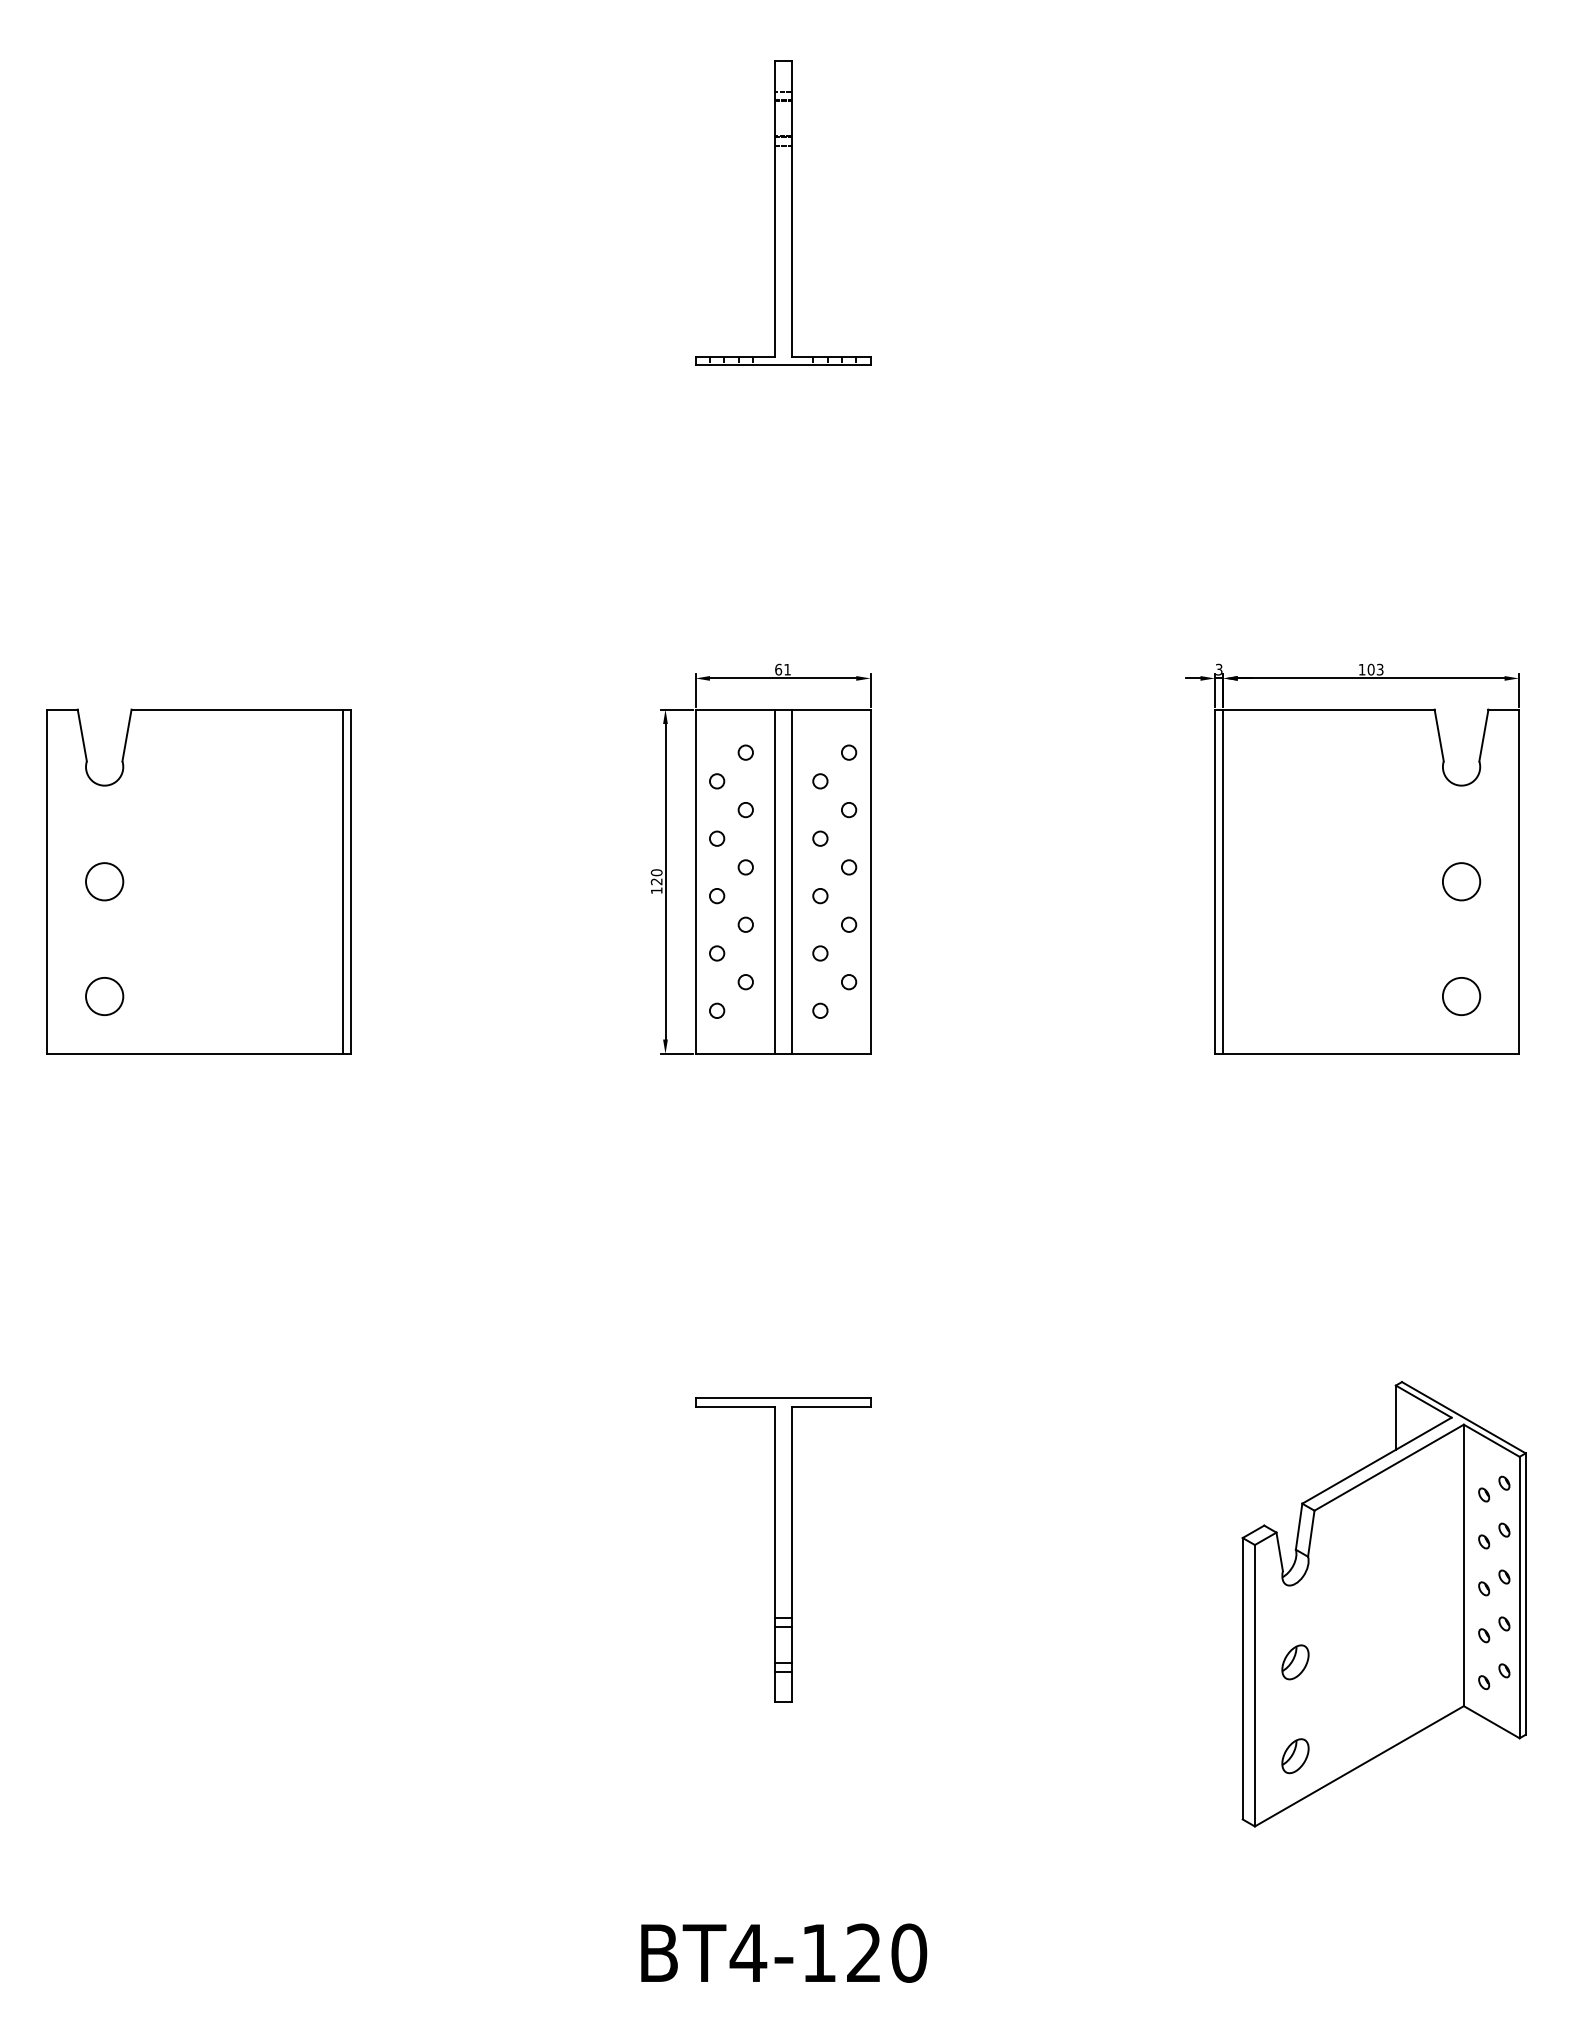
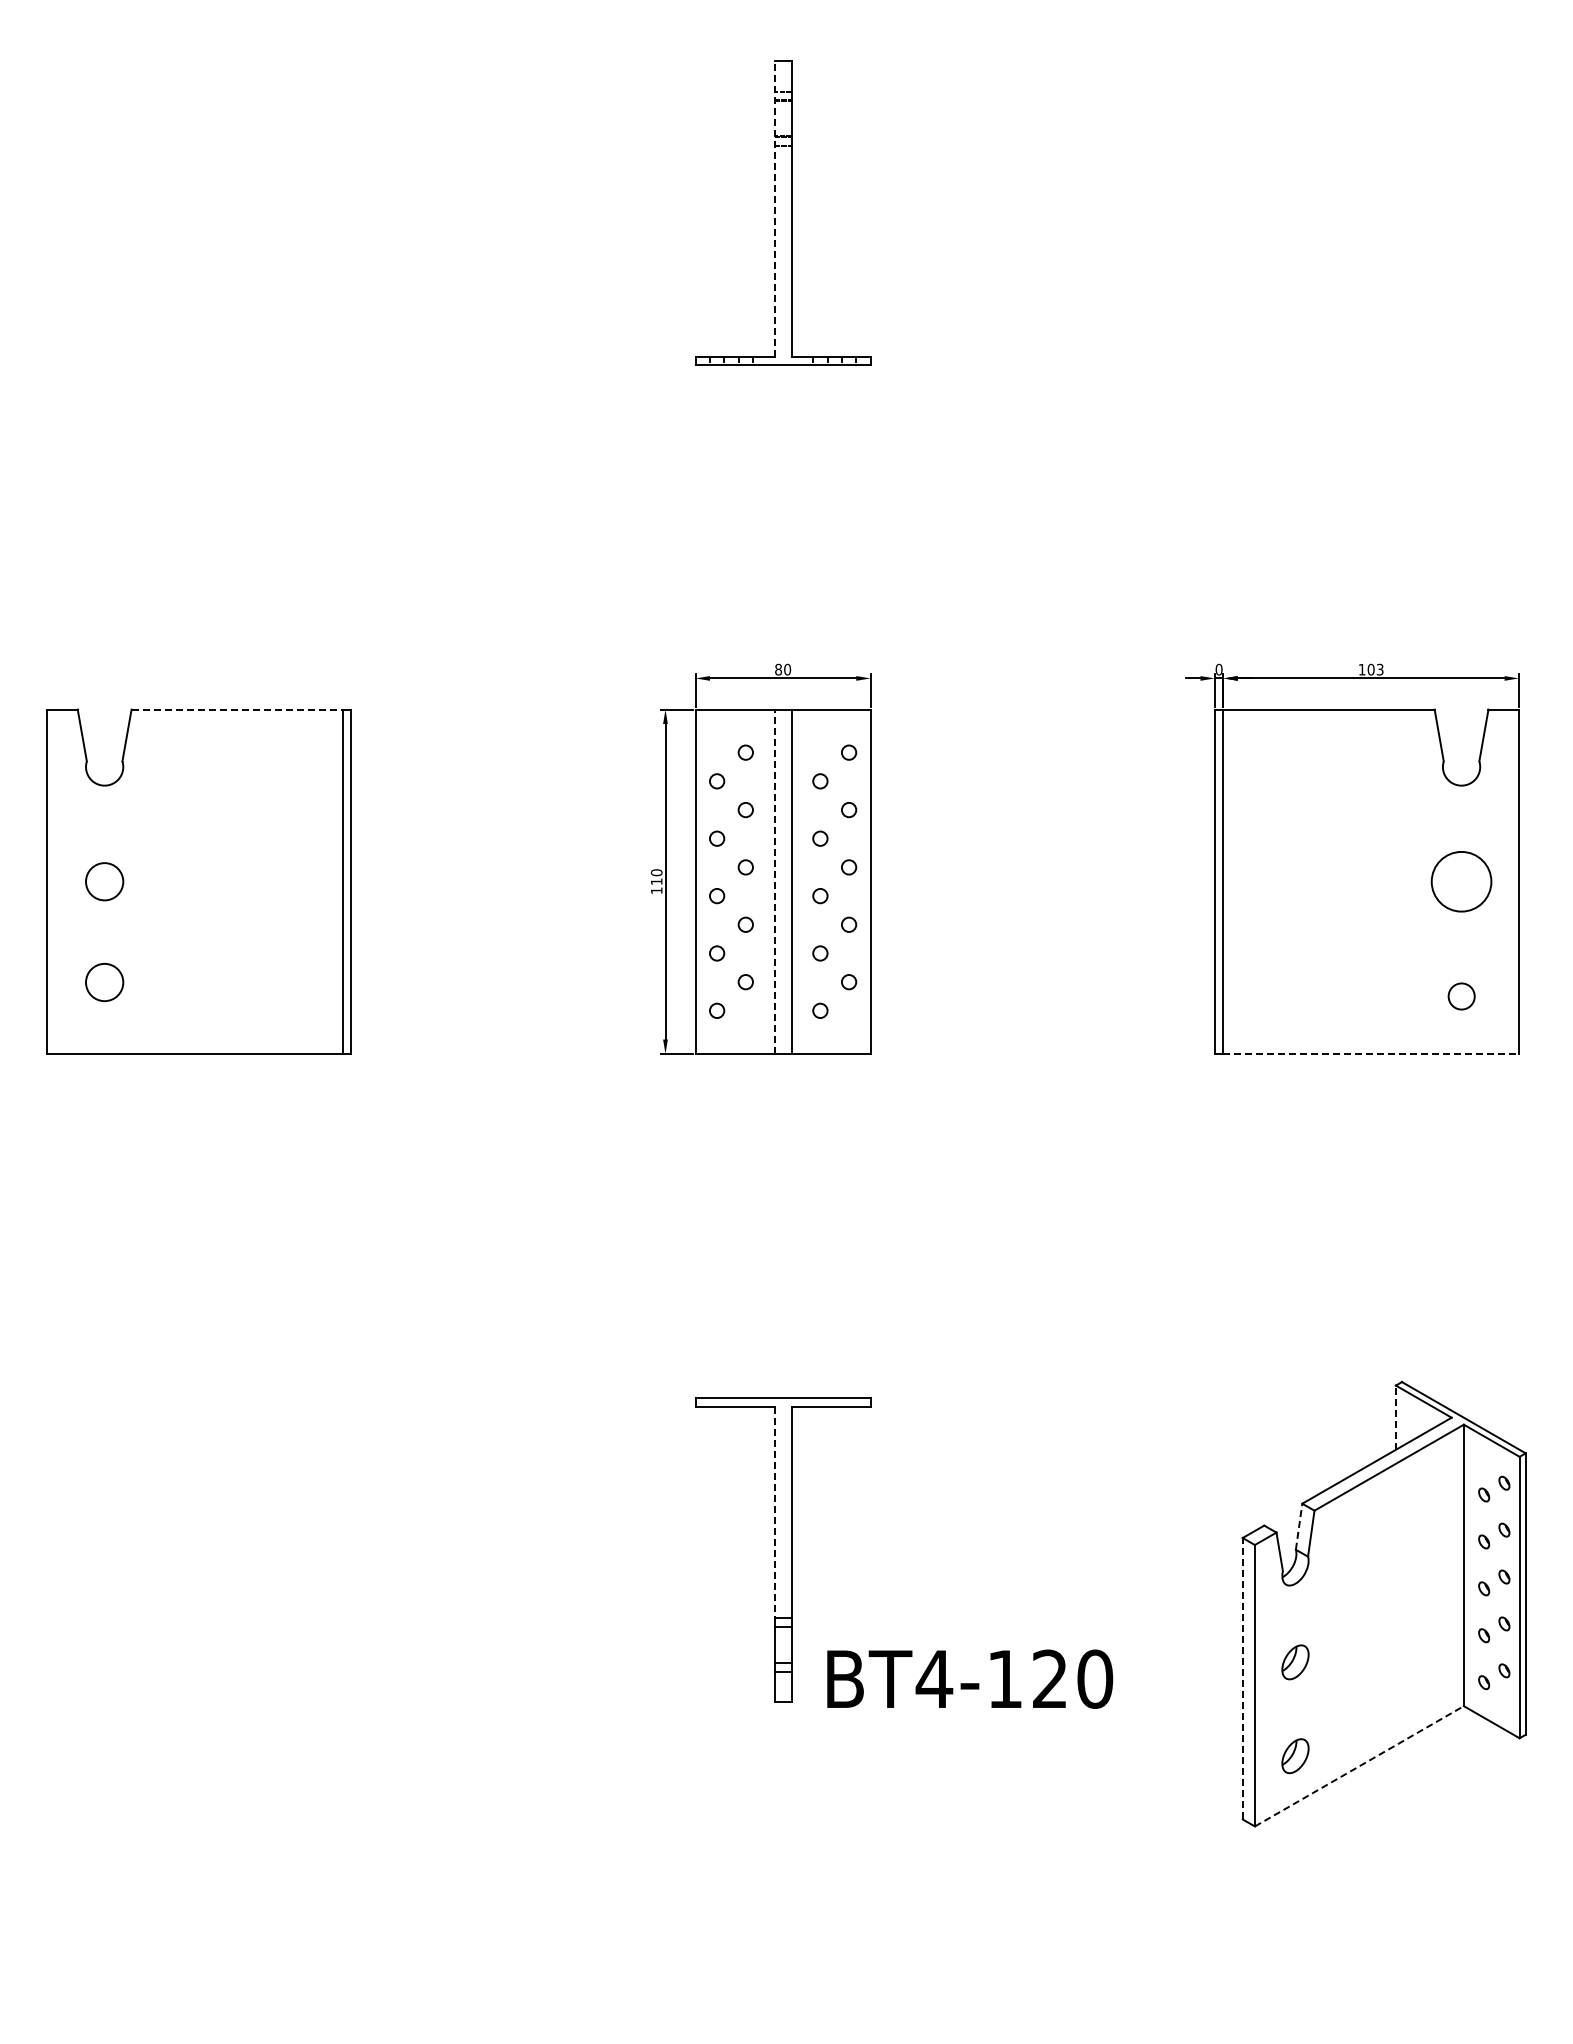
line: solid -> dashed (774, 209)
text: 61 -> 80 (783, 669)
text: 3 -> 0 (1218, 669)
line: solid -> dashed (237, 709)
text: 120 -> 110 (656, 881)
line: solid -> dashed (774, 881)
circle diameter: 37 px -> 60 px (1461, 881)
circle position: (104, 996) -> (104, 982) (104, 982)
circle size: 40x39 px -> 29x29 px (1461, 996)
line: solid -> dashed (1371, 1053)
line: solid -> dashed (1395, 1417)
line: solid -> dashed (774, 1512)
line: solid -> dashed (1299, 1526)
line: solid -> dashed (1242, 1678)
line: solid -> dashed (1359, 1766)
text position: (784, 1952) -> (970, 1678) (970, 1678)
